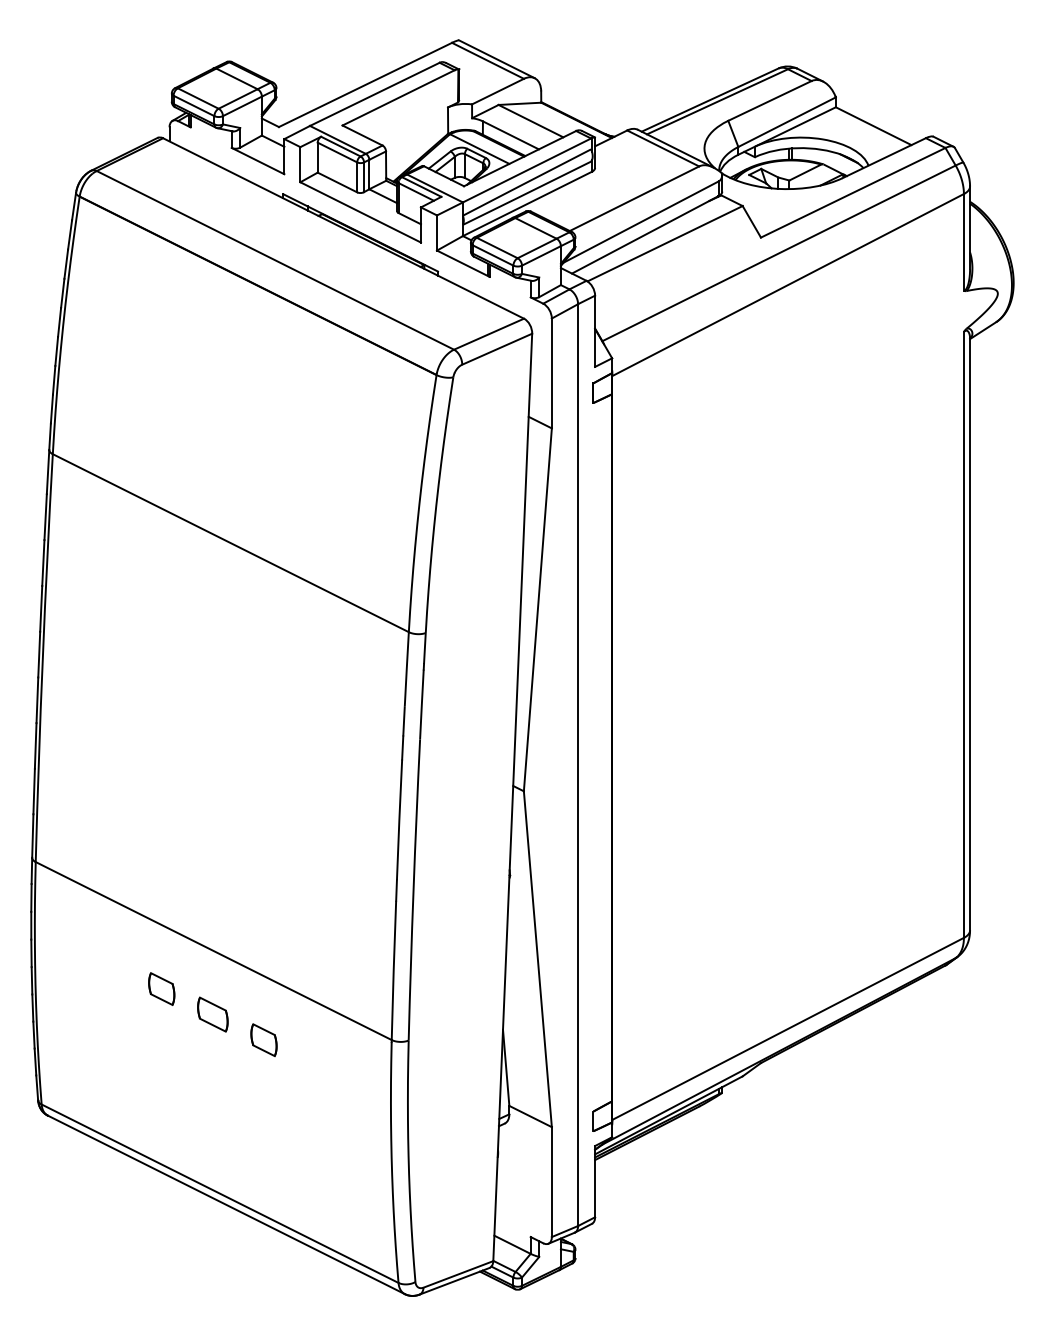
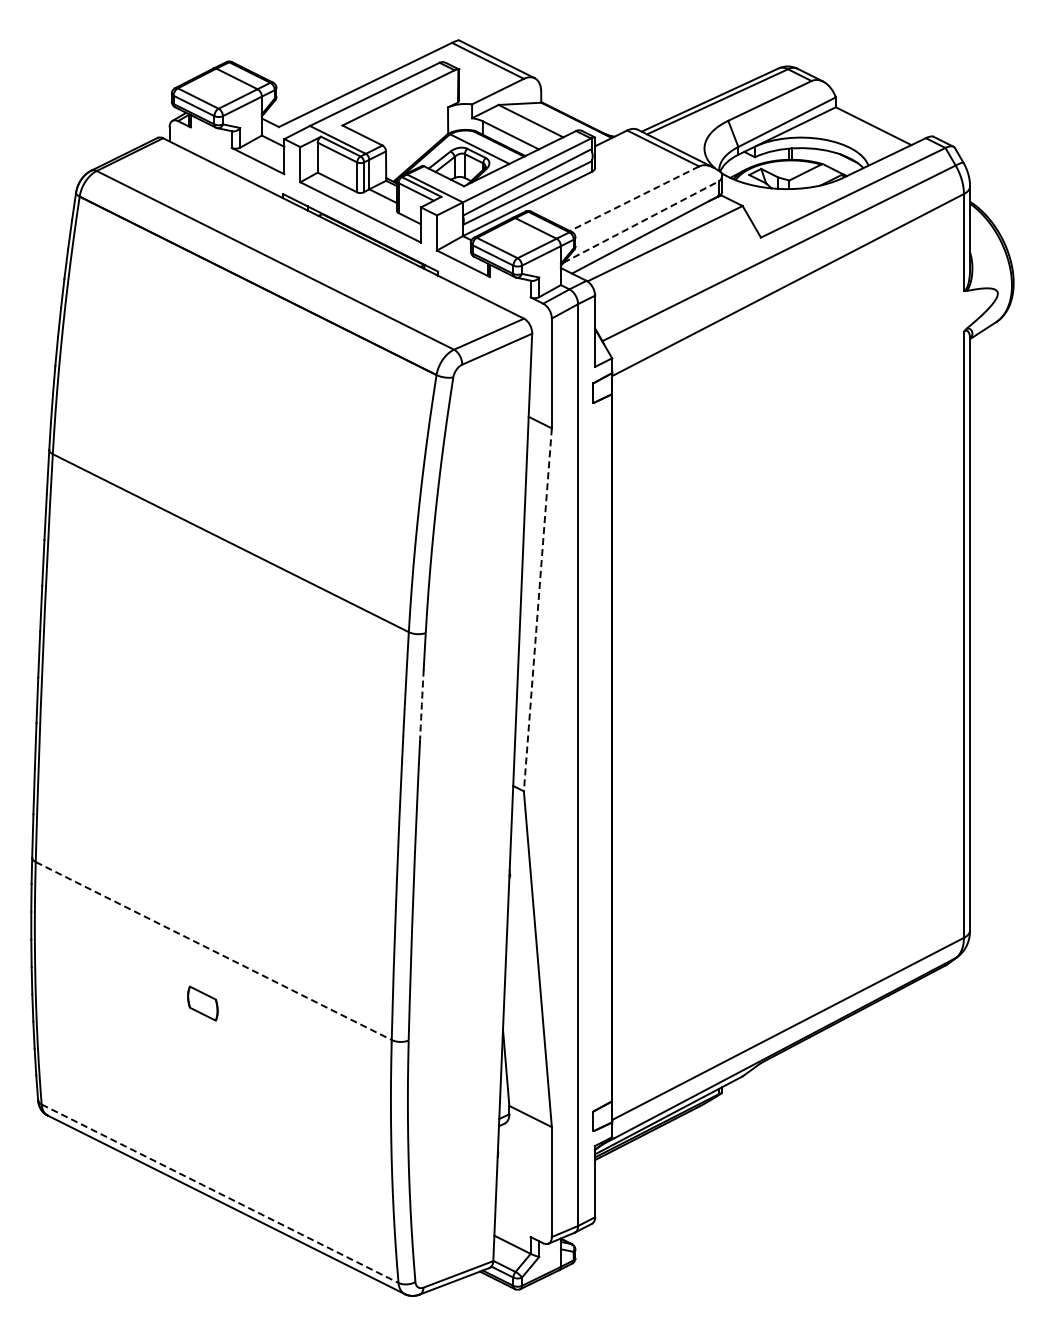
line: solid -> dashed (634, 198)
line: solid -> dashed (641, 222)
line: solid -> dashed (537, 609)
arc: solid -> dashed (421, 704)
line: solid -> dashed (214, 951)
part: present -> none (161, 988)
part position: (212, 1014) -> (202, 1003) (202, 1003)
part: present -> none (263, 1039)
line: solid -> dashed (220, 1193)
